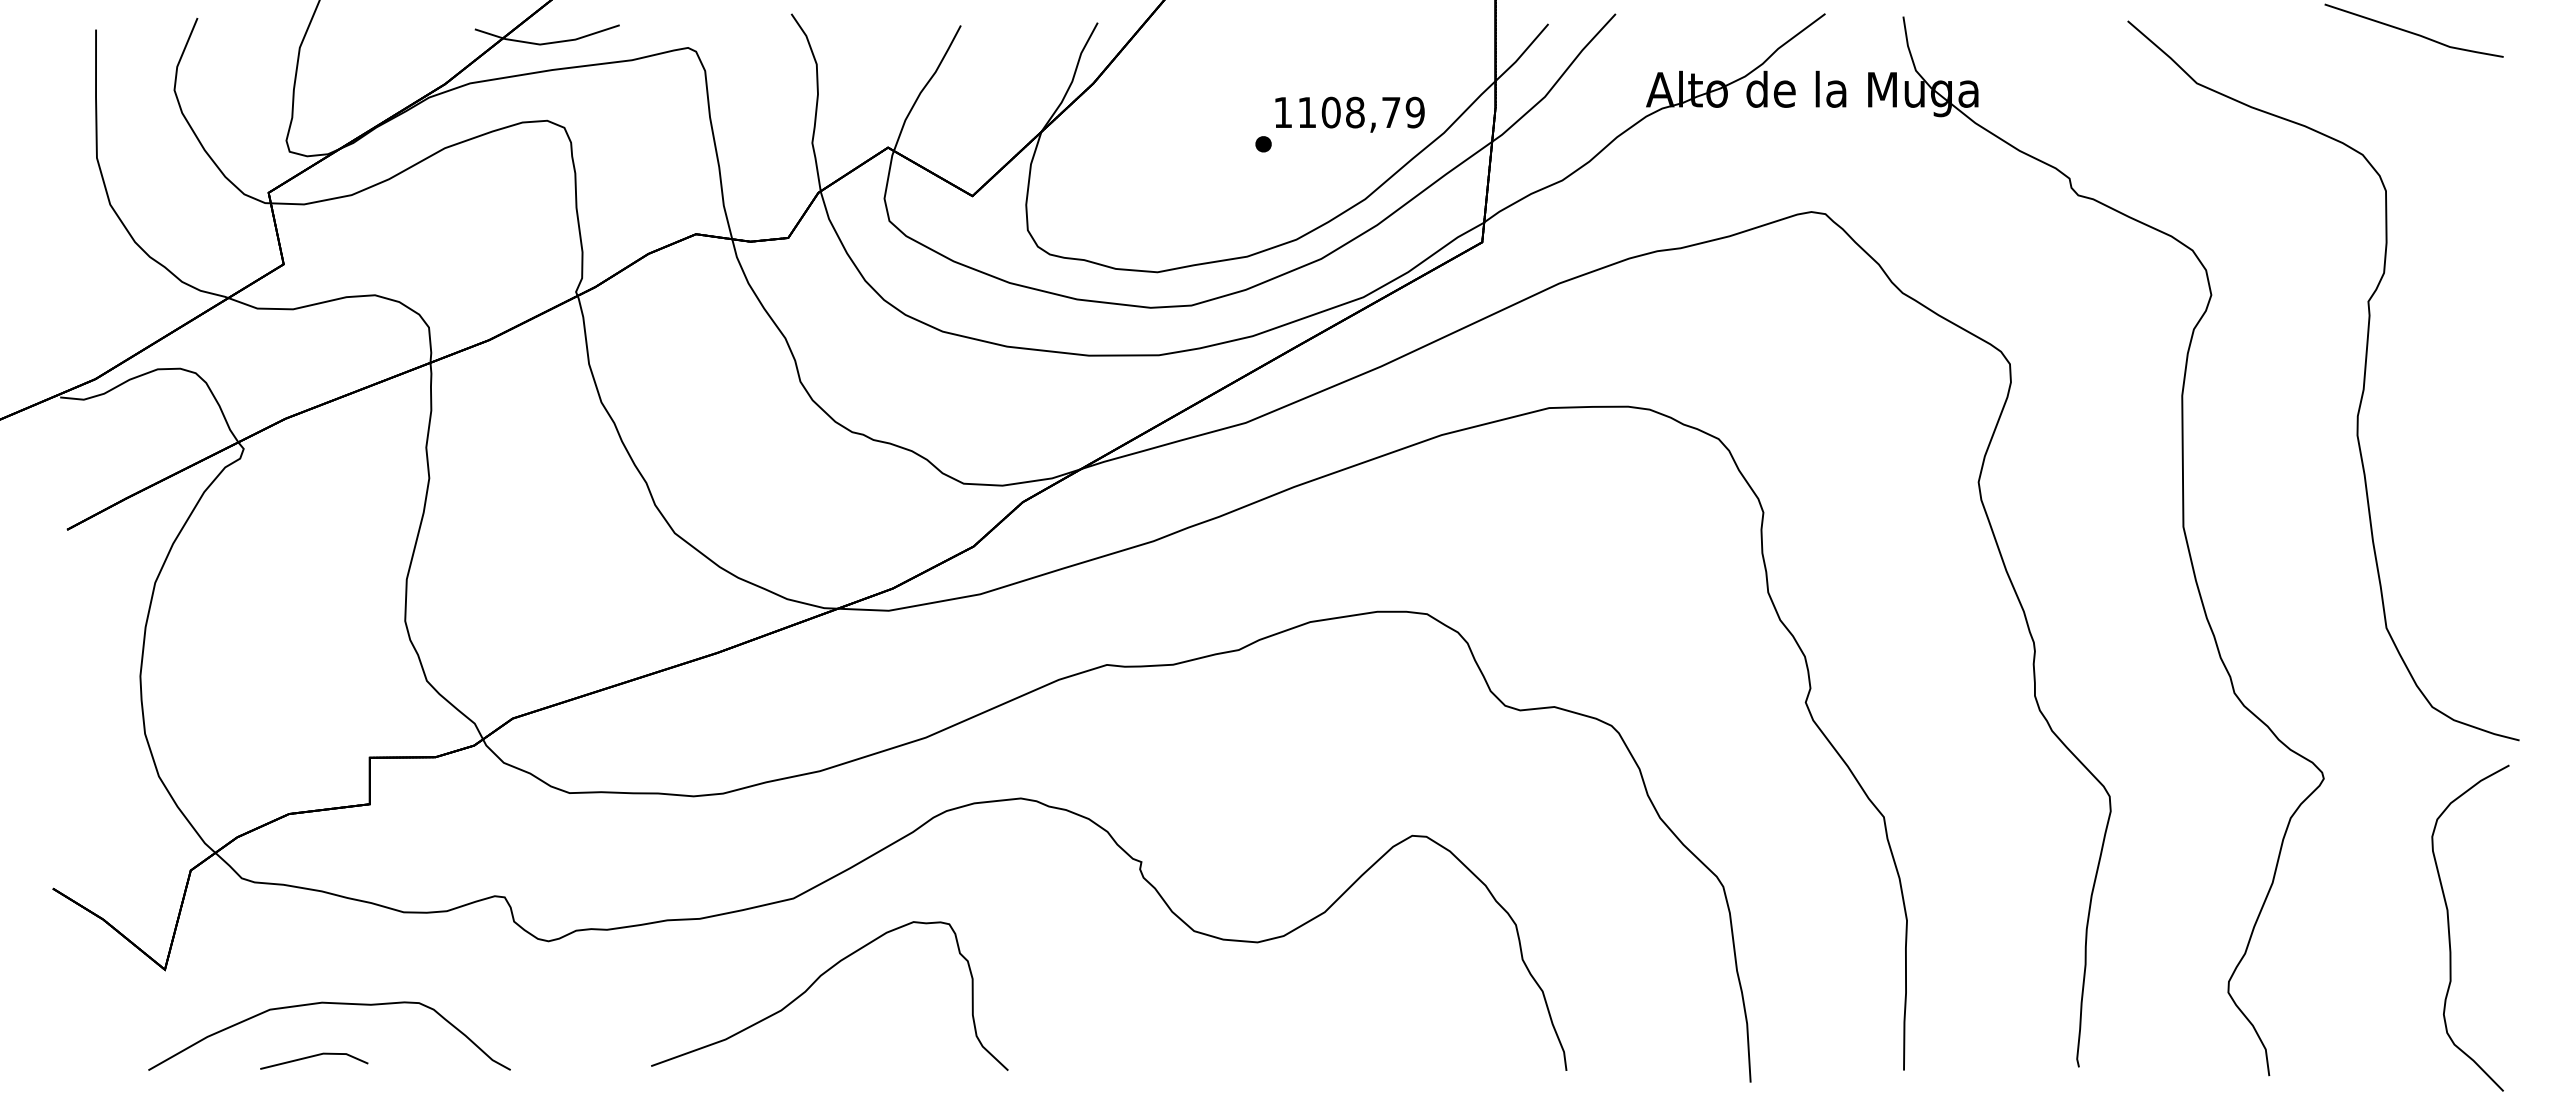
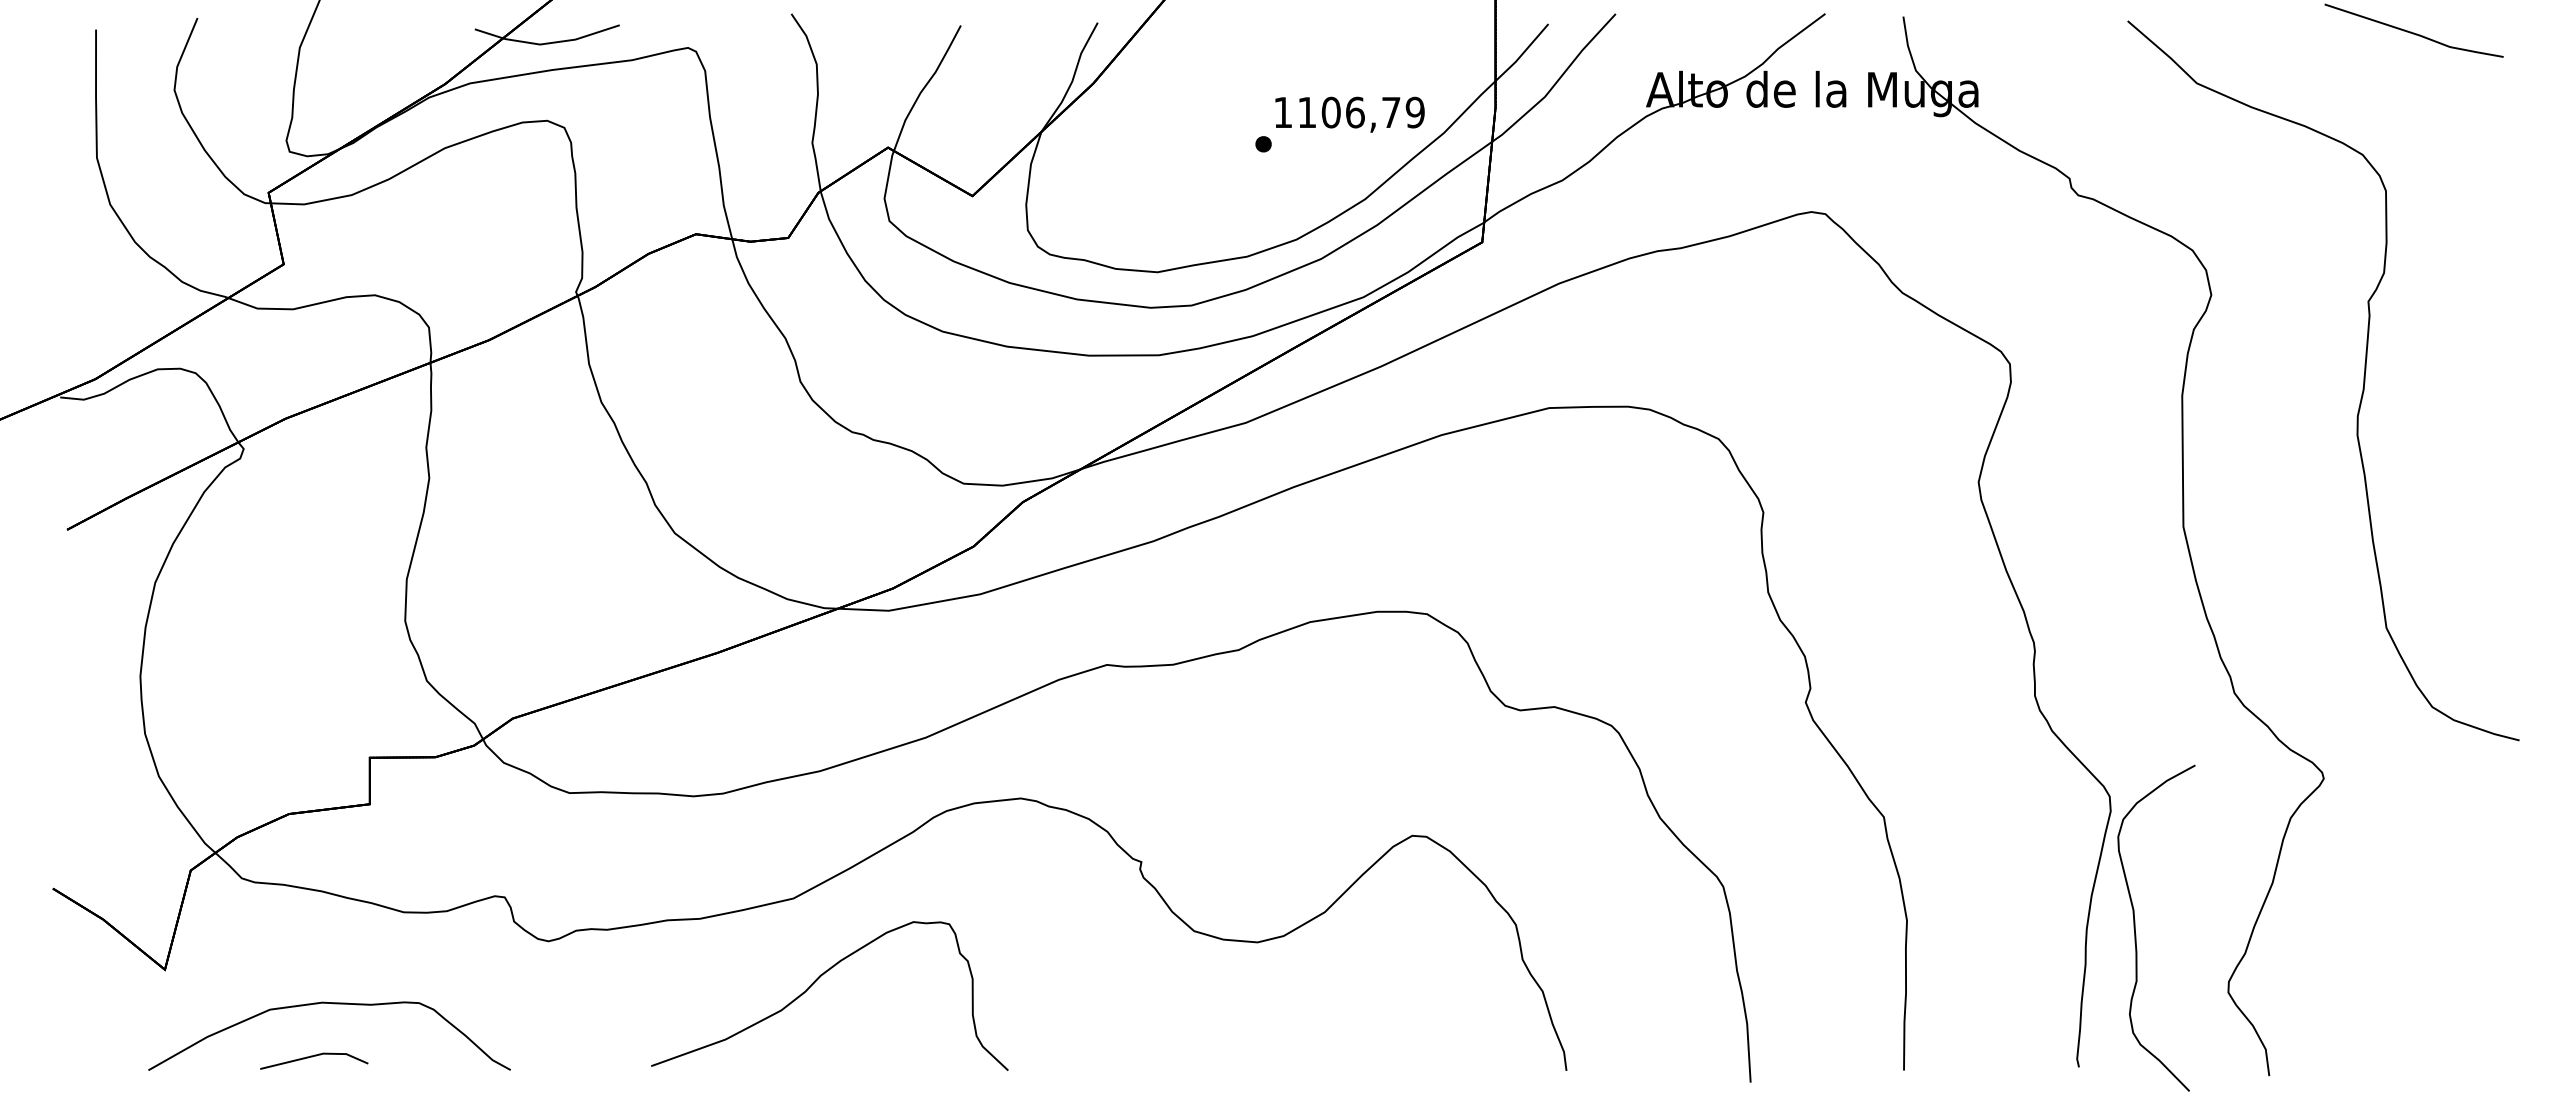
text: 1108,79 -> 1106,79 (1355, 112)
curve position: (2449, 927) -> (2135, 927) (2135, 927)
